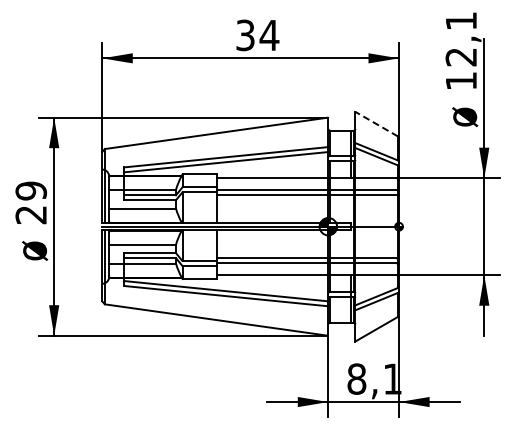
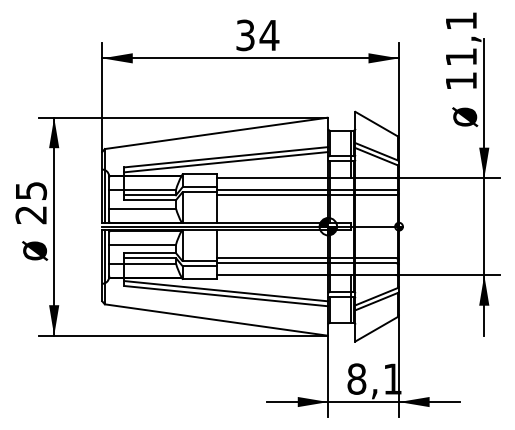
text: 12,1 -> 11,1 (460, 57)
line: dashed -> solid (376, 124)
text: 29 -> 25 (30, 190)
